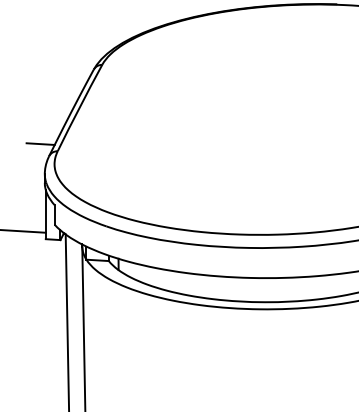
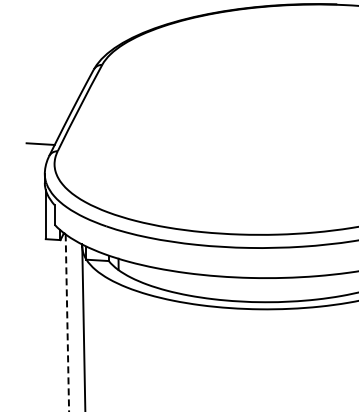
line: present -> none (23, 231)
line: solid -> dashed (67, 323)
